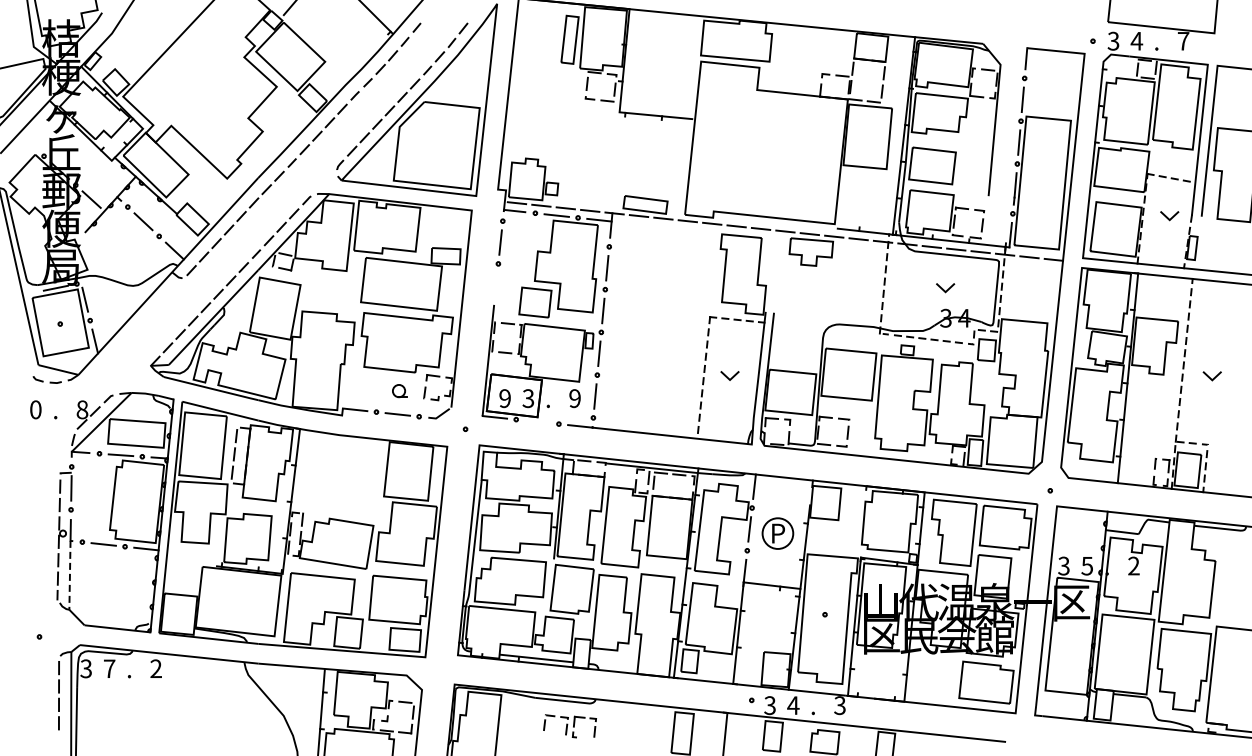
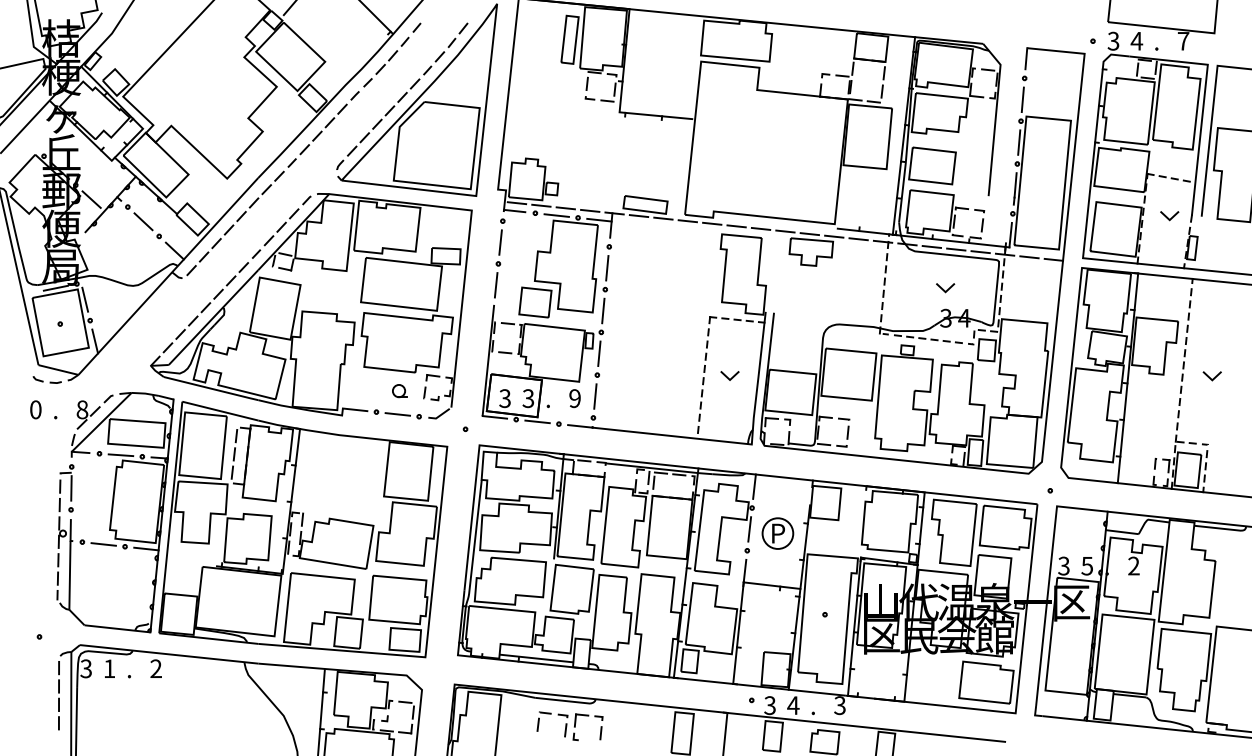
line: none -> present (495, 285)
text: 9 -> 3 (504, 398)
line: none -> present (537, 421)
line: dashed -> solid (69, 575)
text: 7 -> 1 (109, 668)
part size: 54x25 px -> 68x31 px (569, 726)
